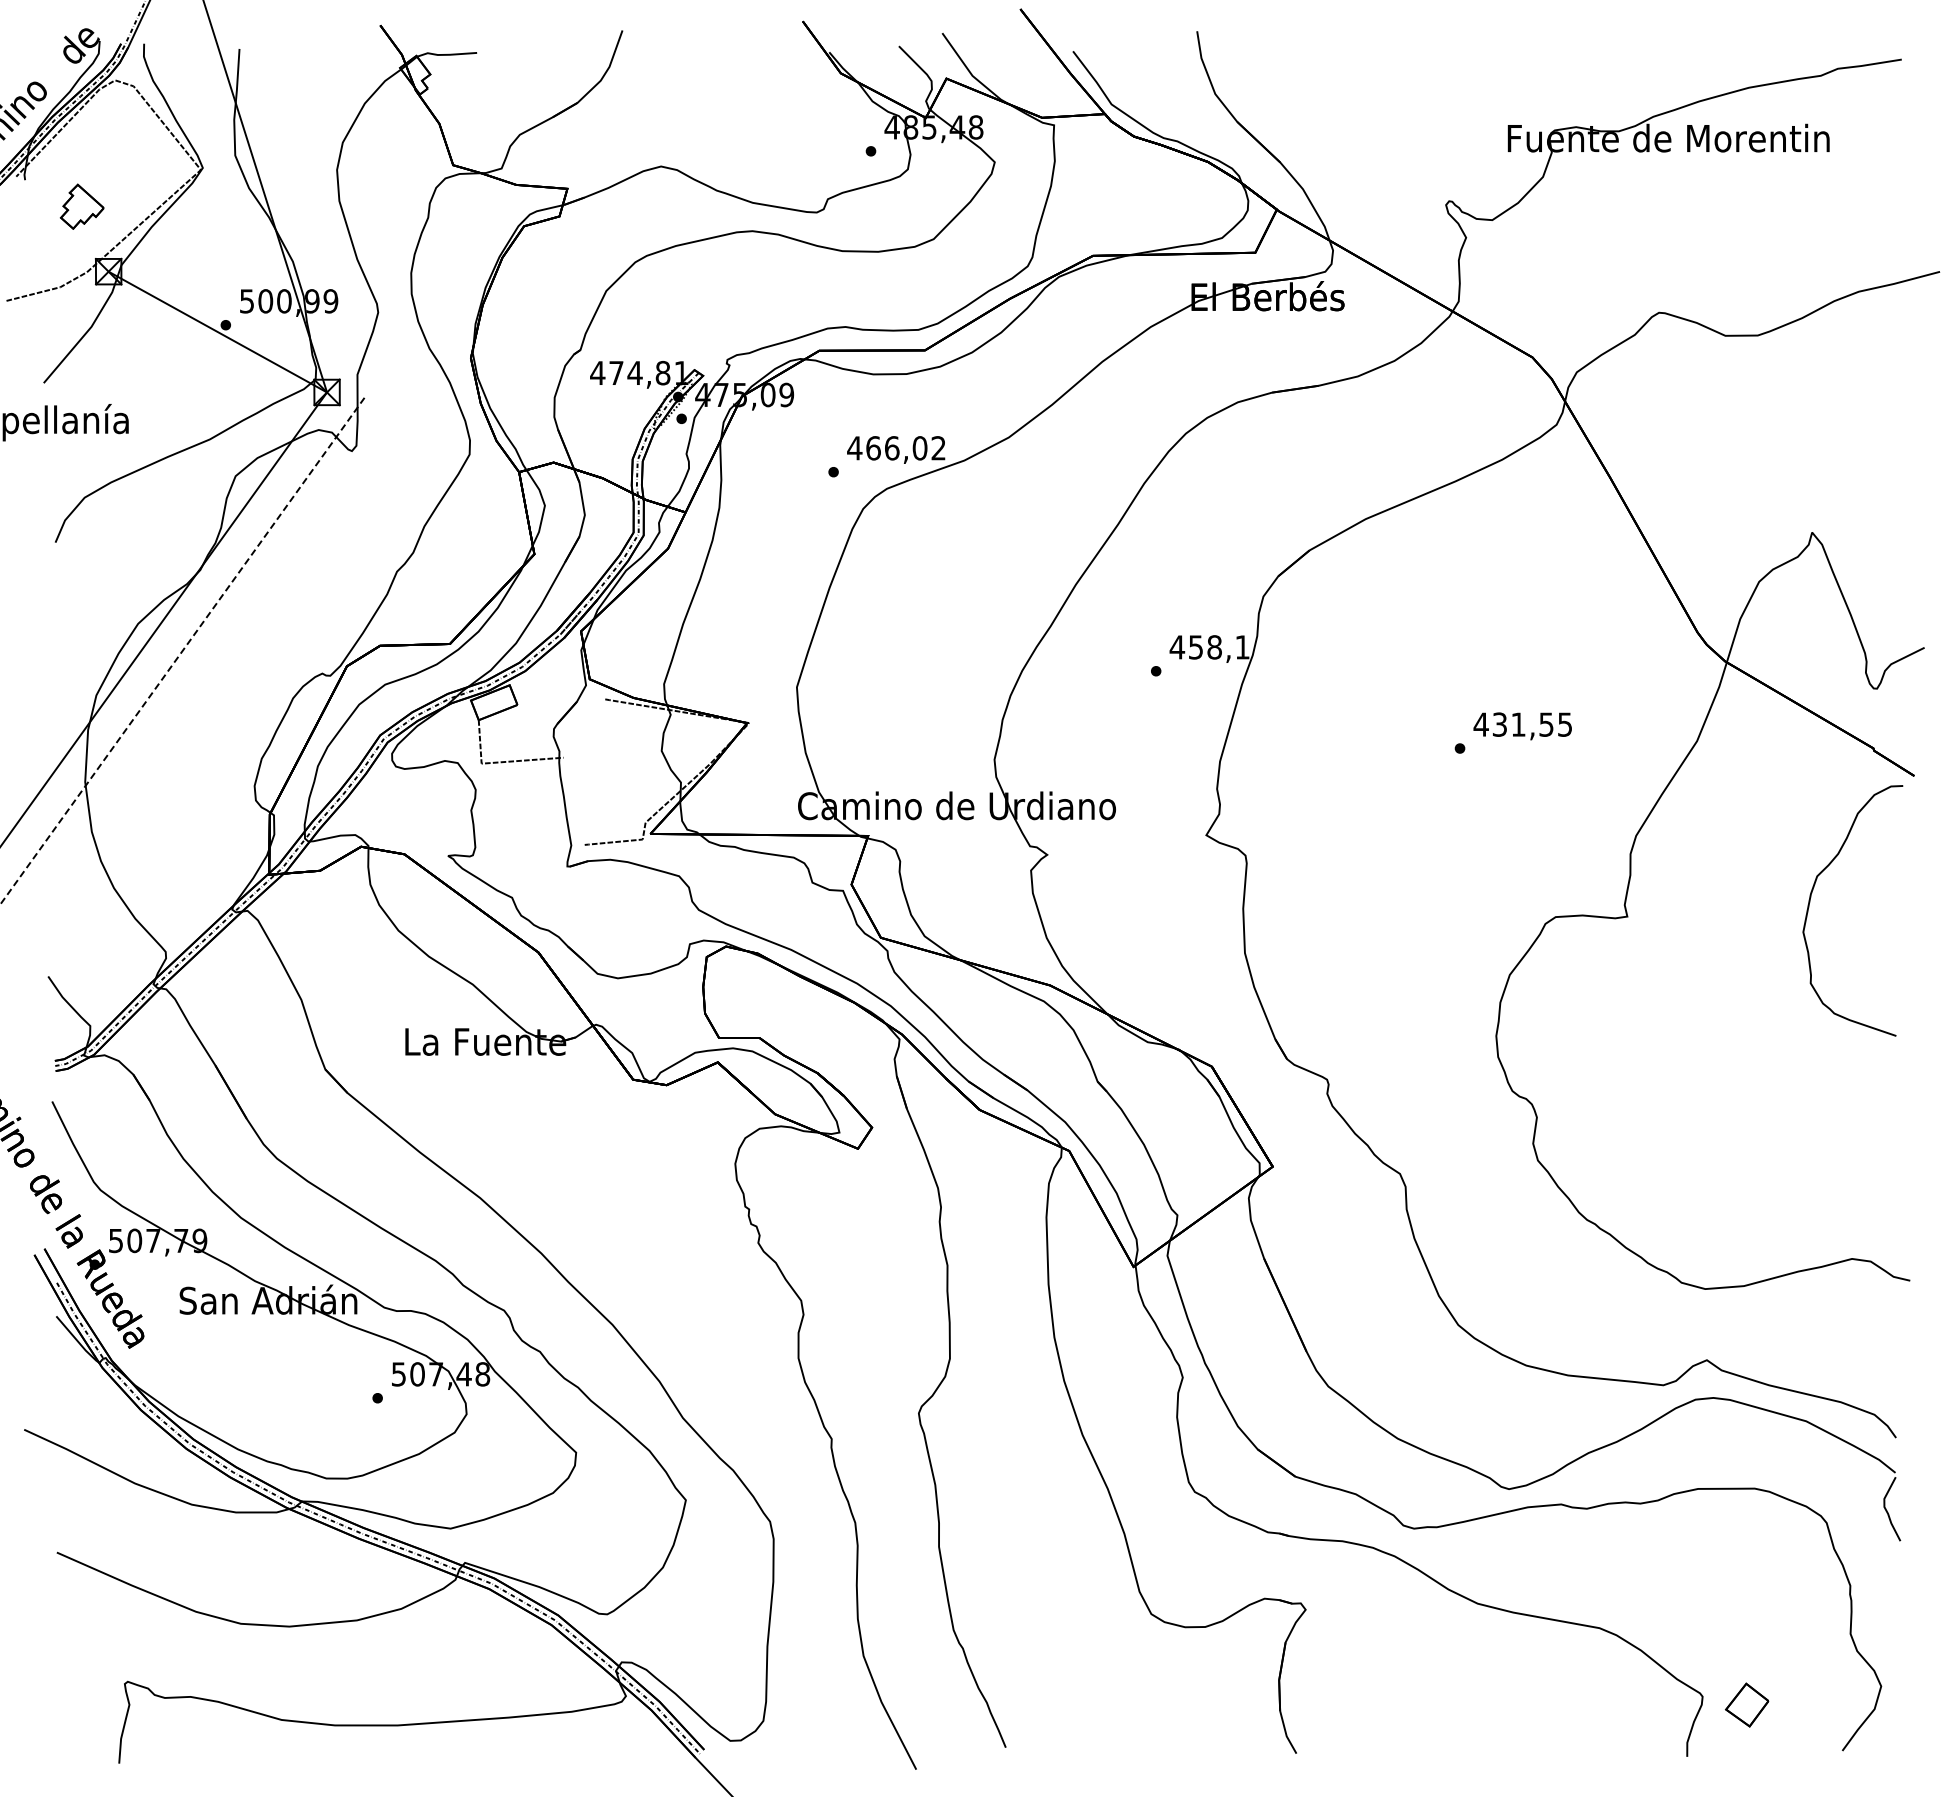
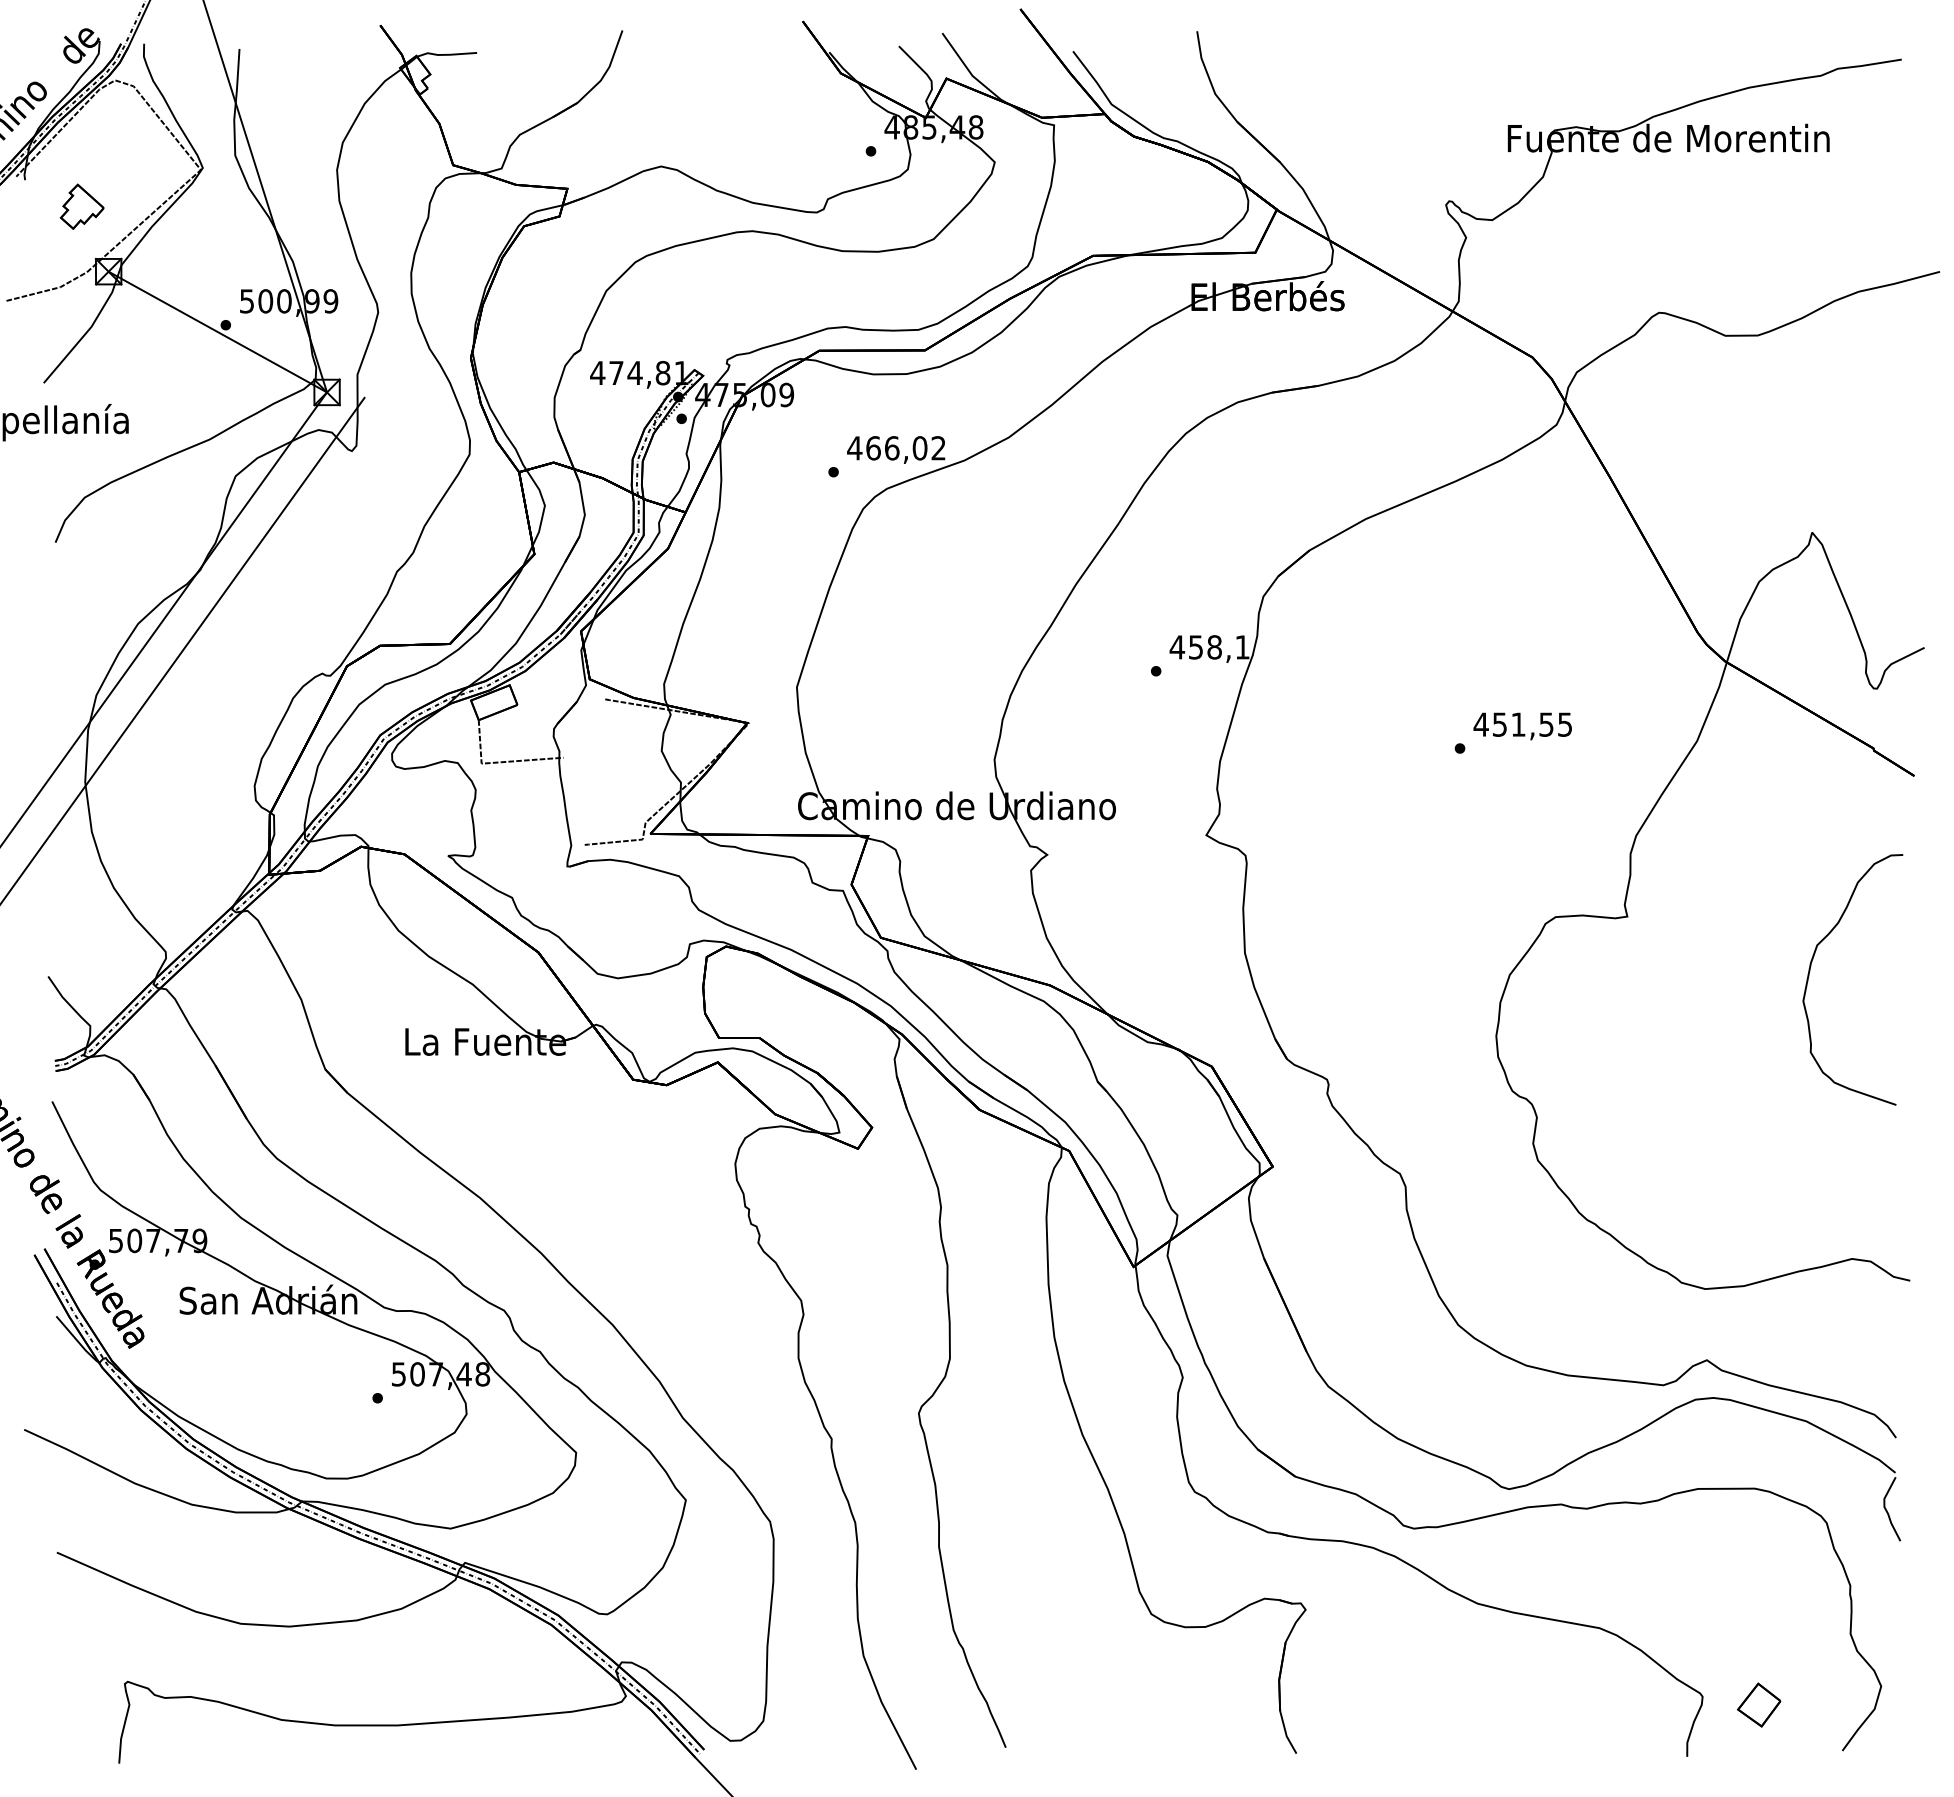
line: dashed -> solid (182, 651)
text: 431,55 -> 451,55 (1499, 724)
curve position: (1810, 902) -> (1810, 971) (1810, 971)
part position: (1747, 1704) -> (1759, 1704) (1759, 1704)
